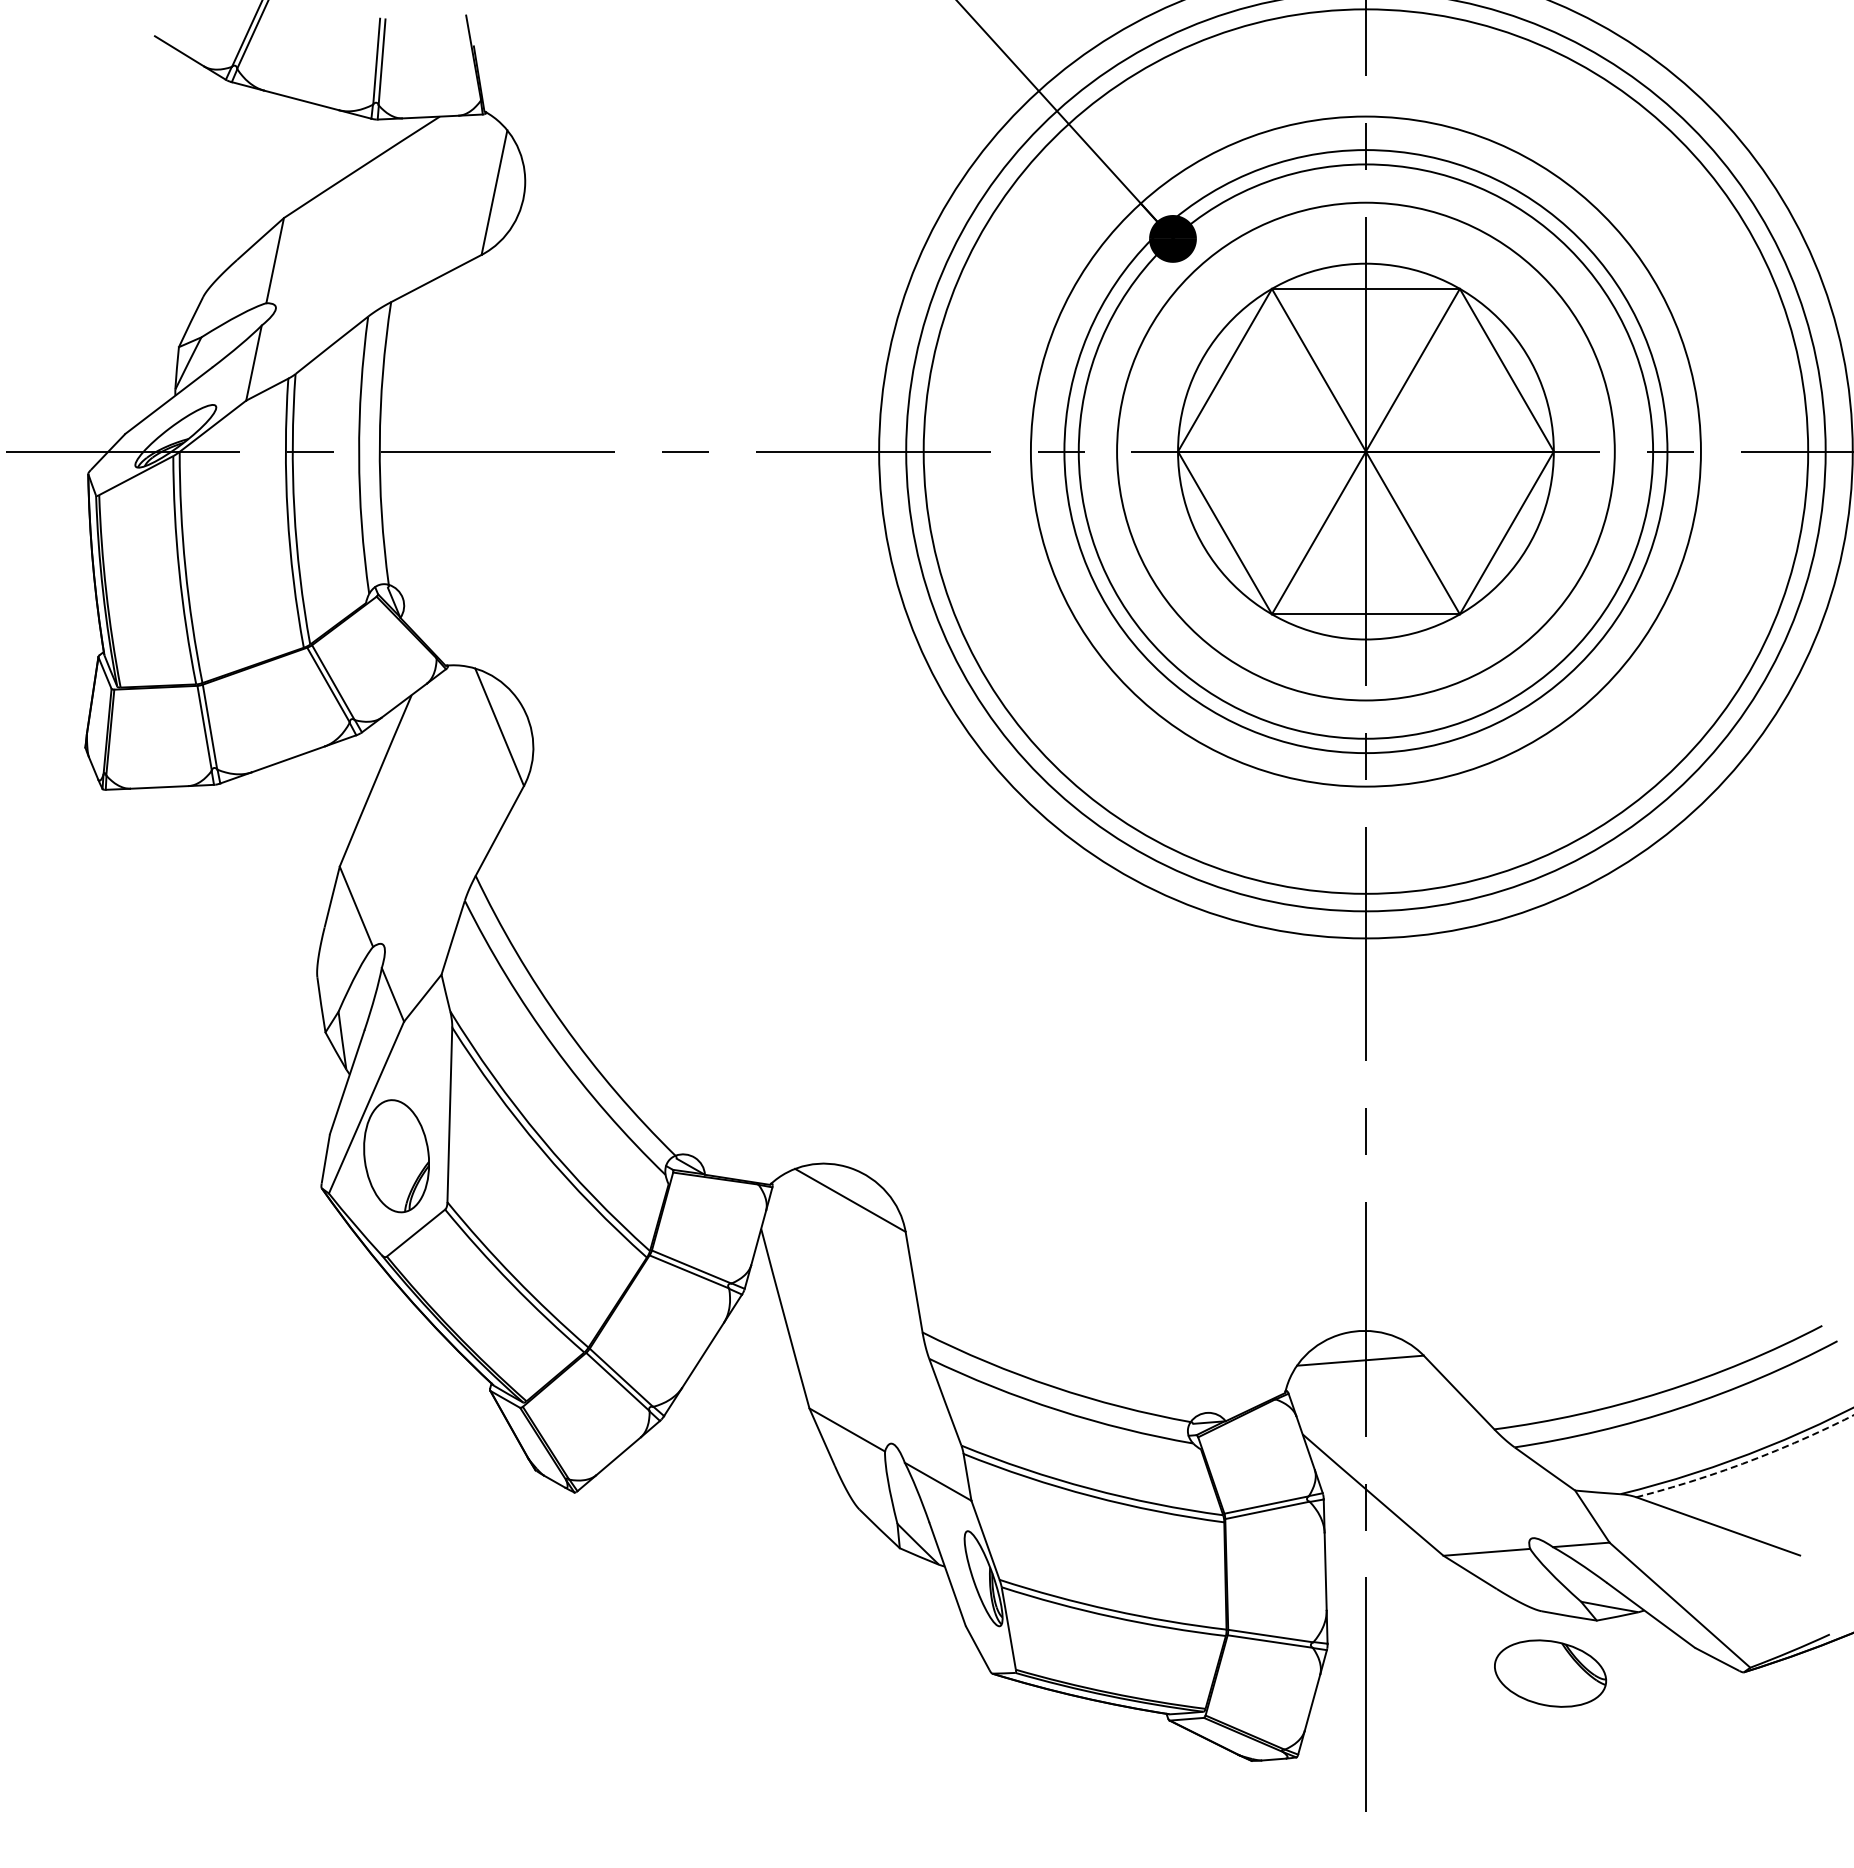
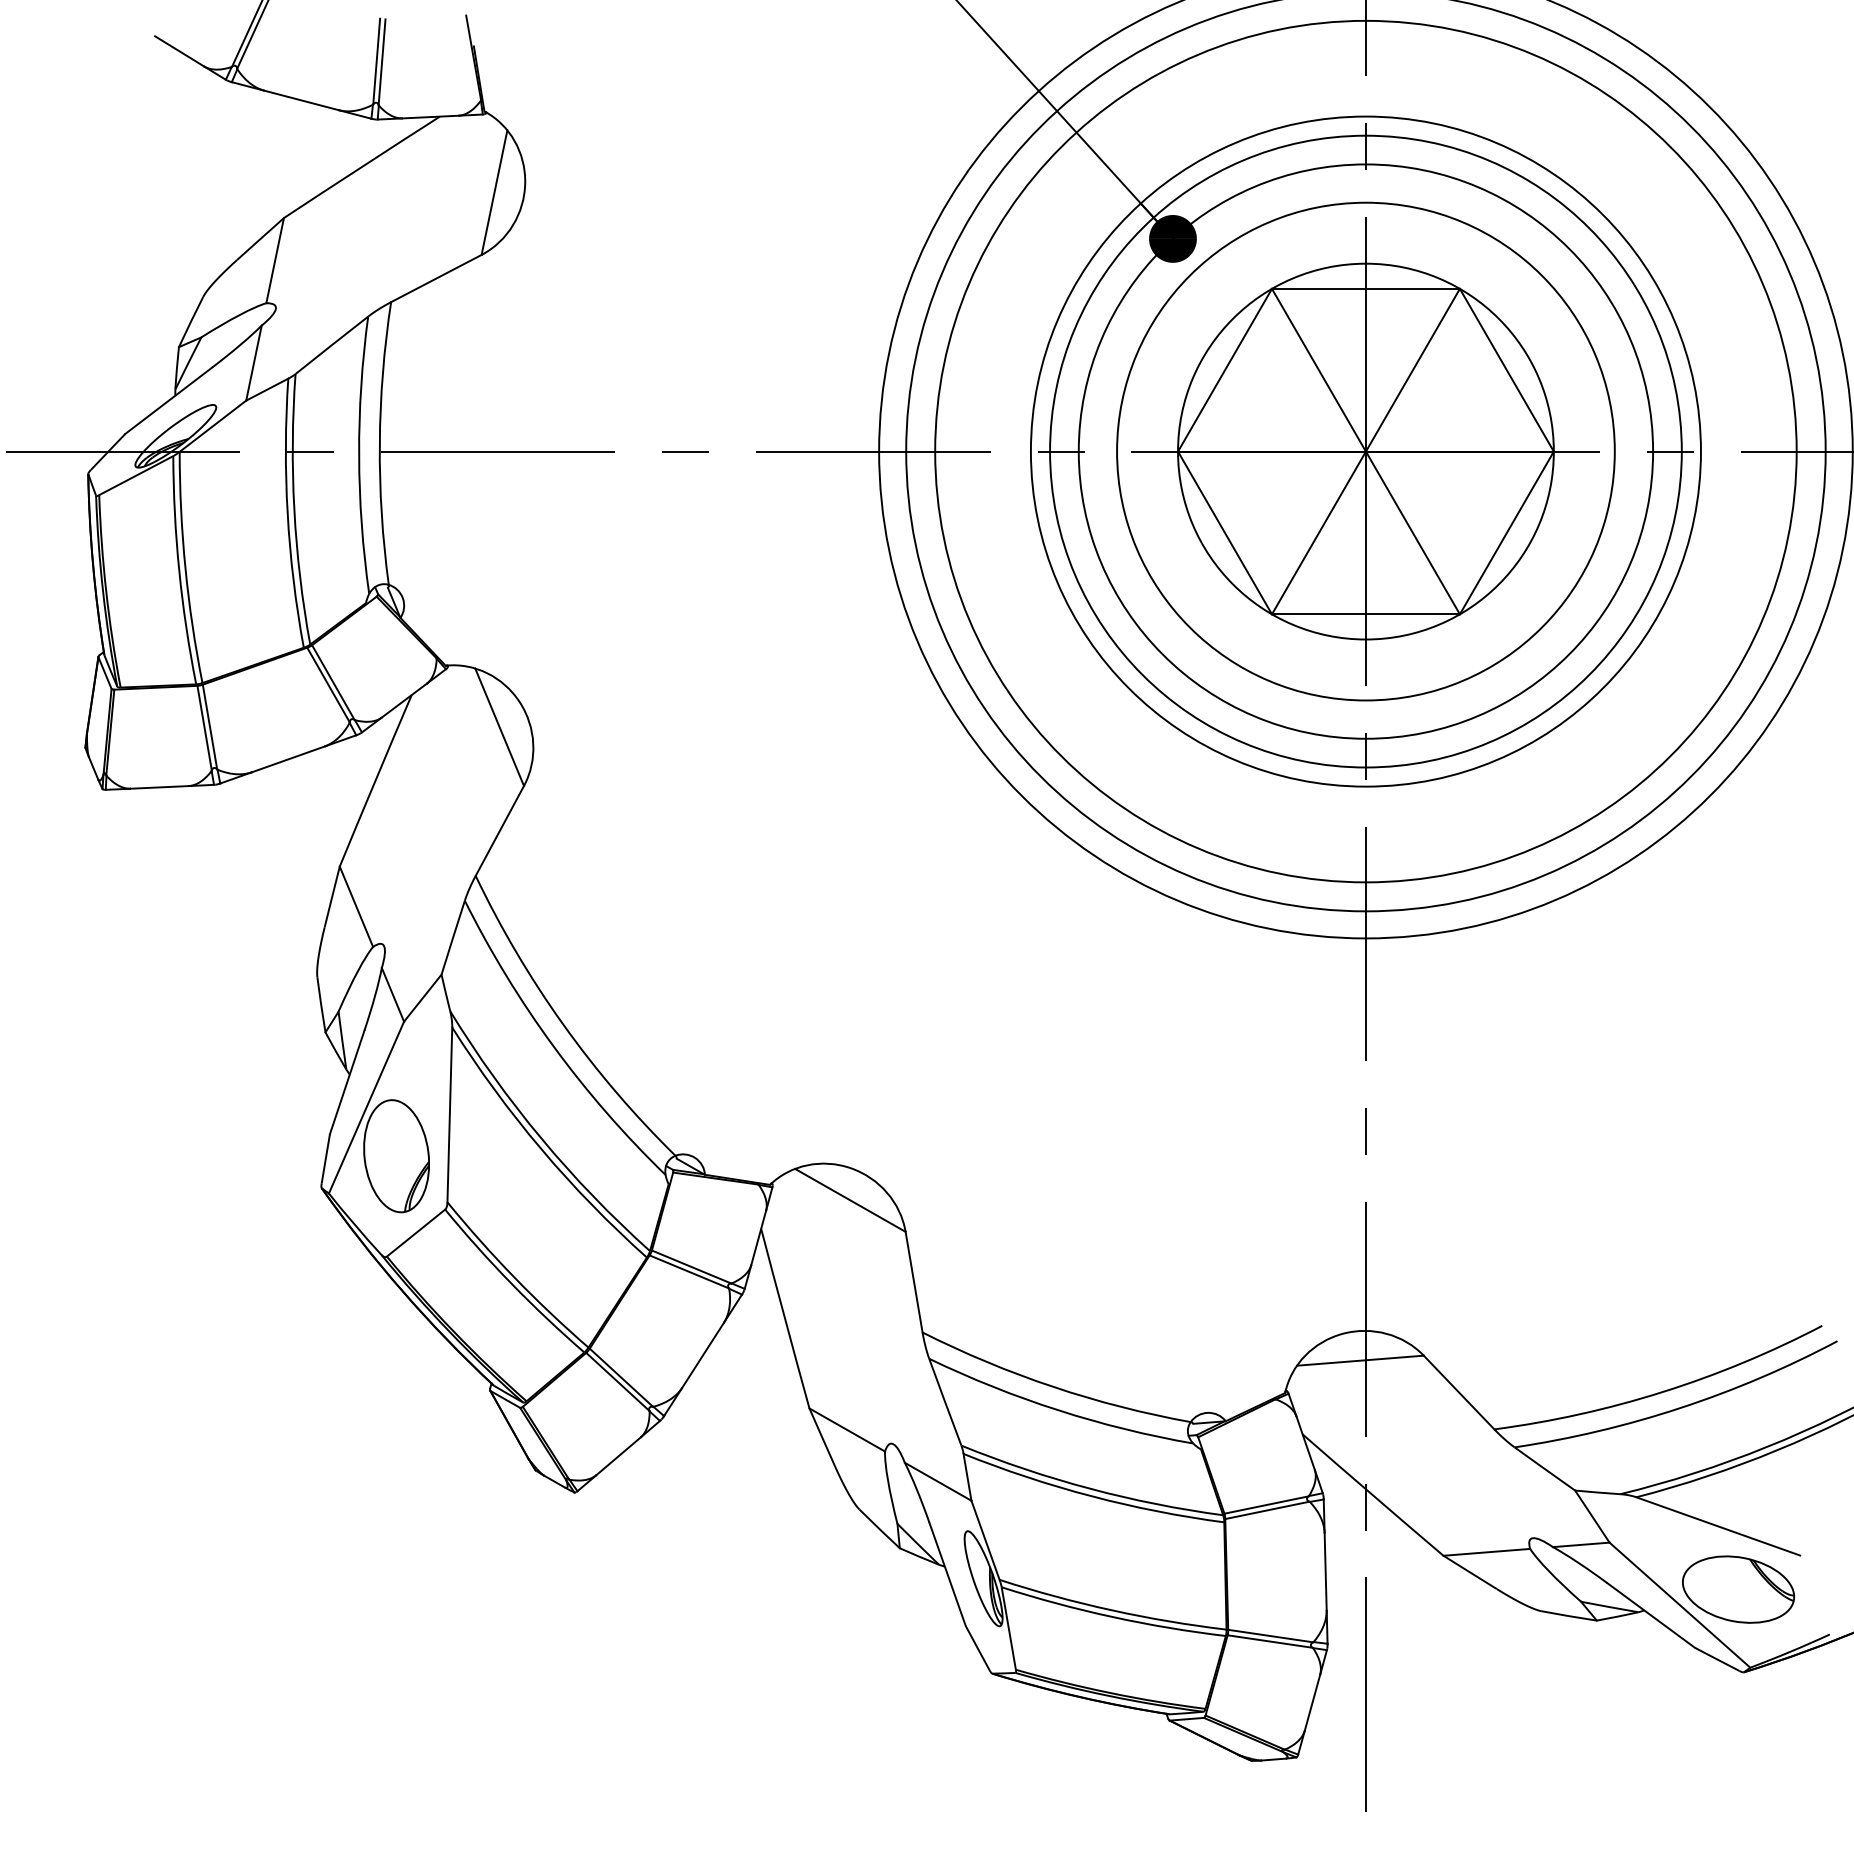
circle diameter: 603 px -> 861 px (1365, 451)
circle diameter: 884 px -> 632 px (1365, 451)
arc: dashed -> solid (1747, 1462)
part position: (1550, 1673) -> (1738, 1589) (1738, 1589)
